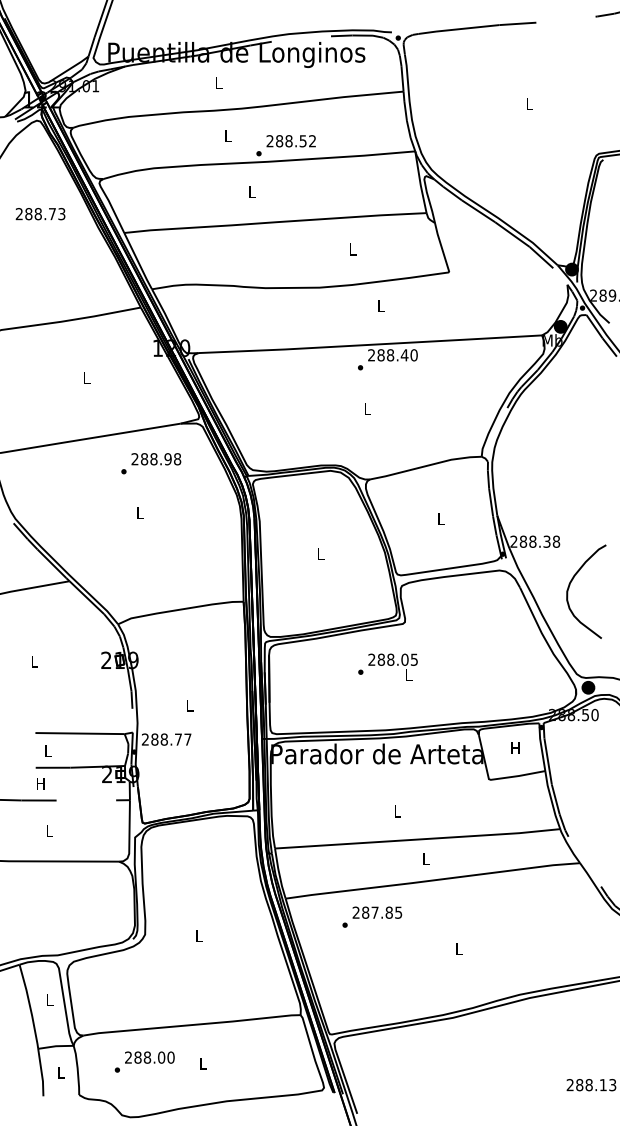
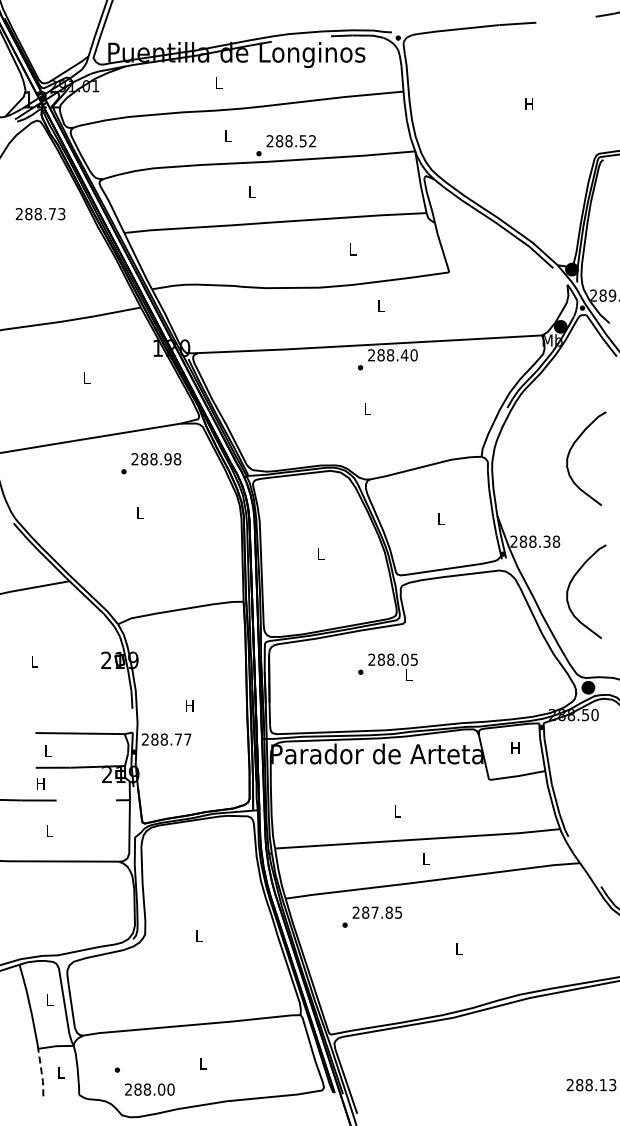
text: L -> H (528, 103)
curve: none -> present (570, 452)
text: L -> H (189, 705)
text position: (149, 1057) -> (149, 1089) (149, 1089)
line: solid -> dashed (41, 1072)
